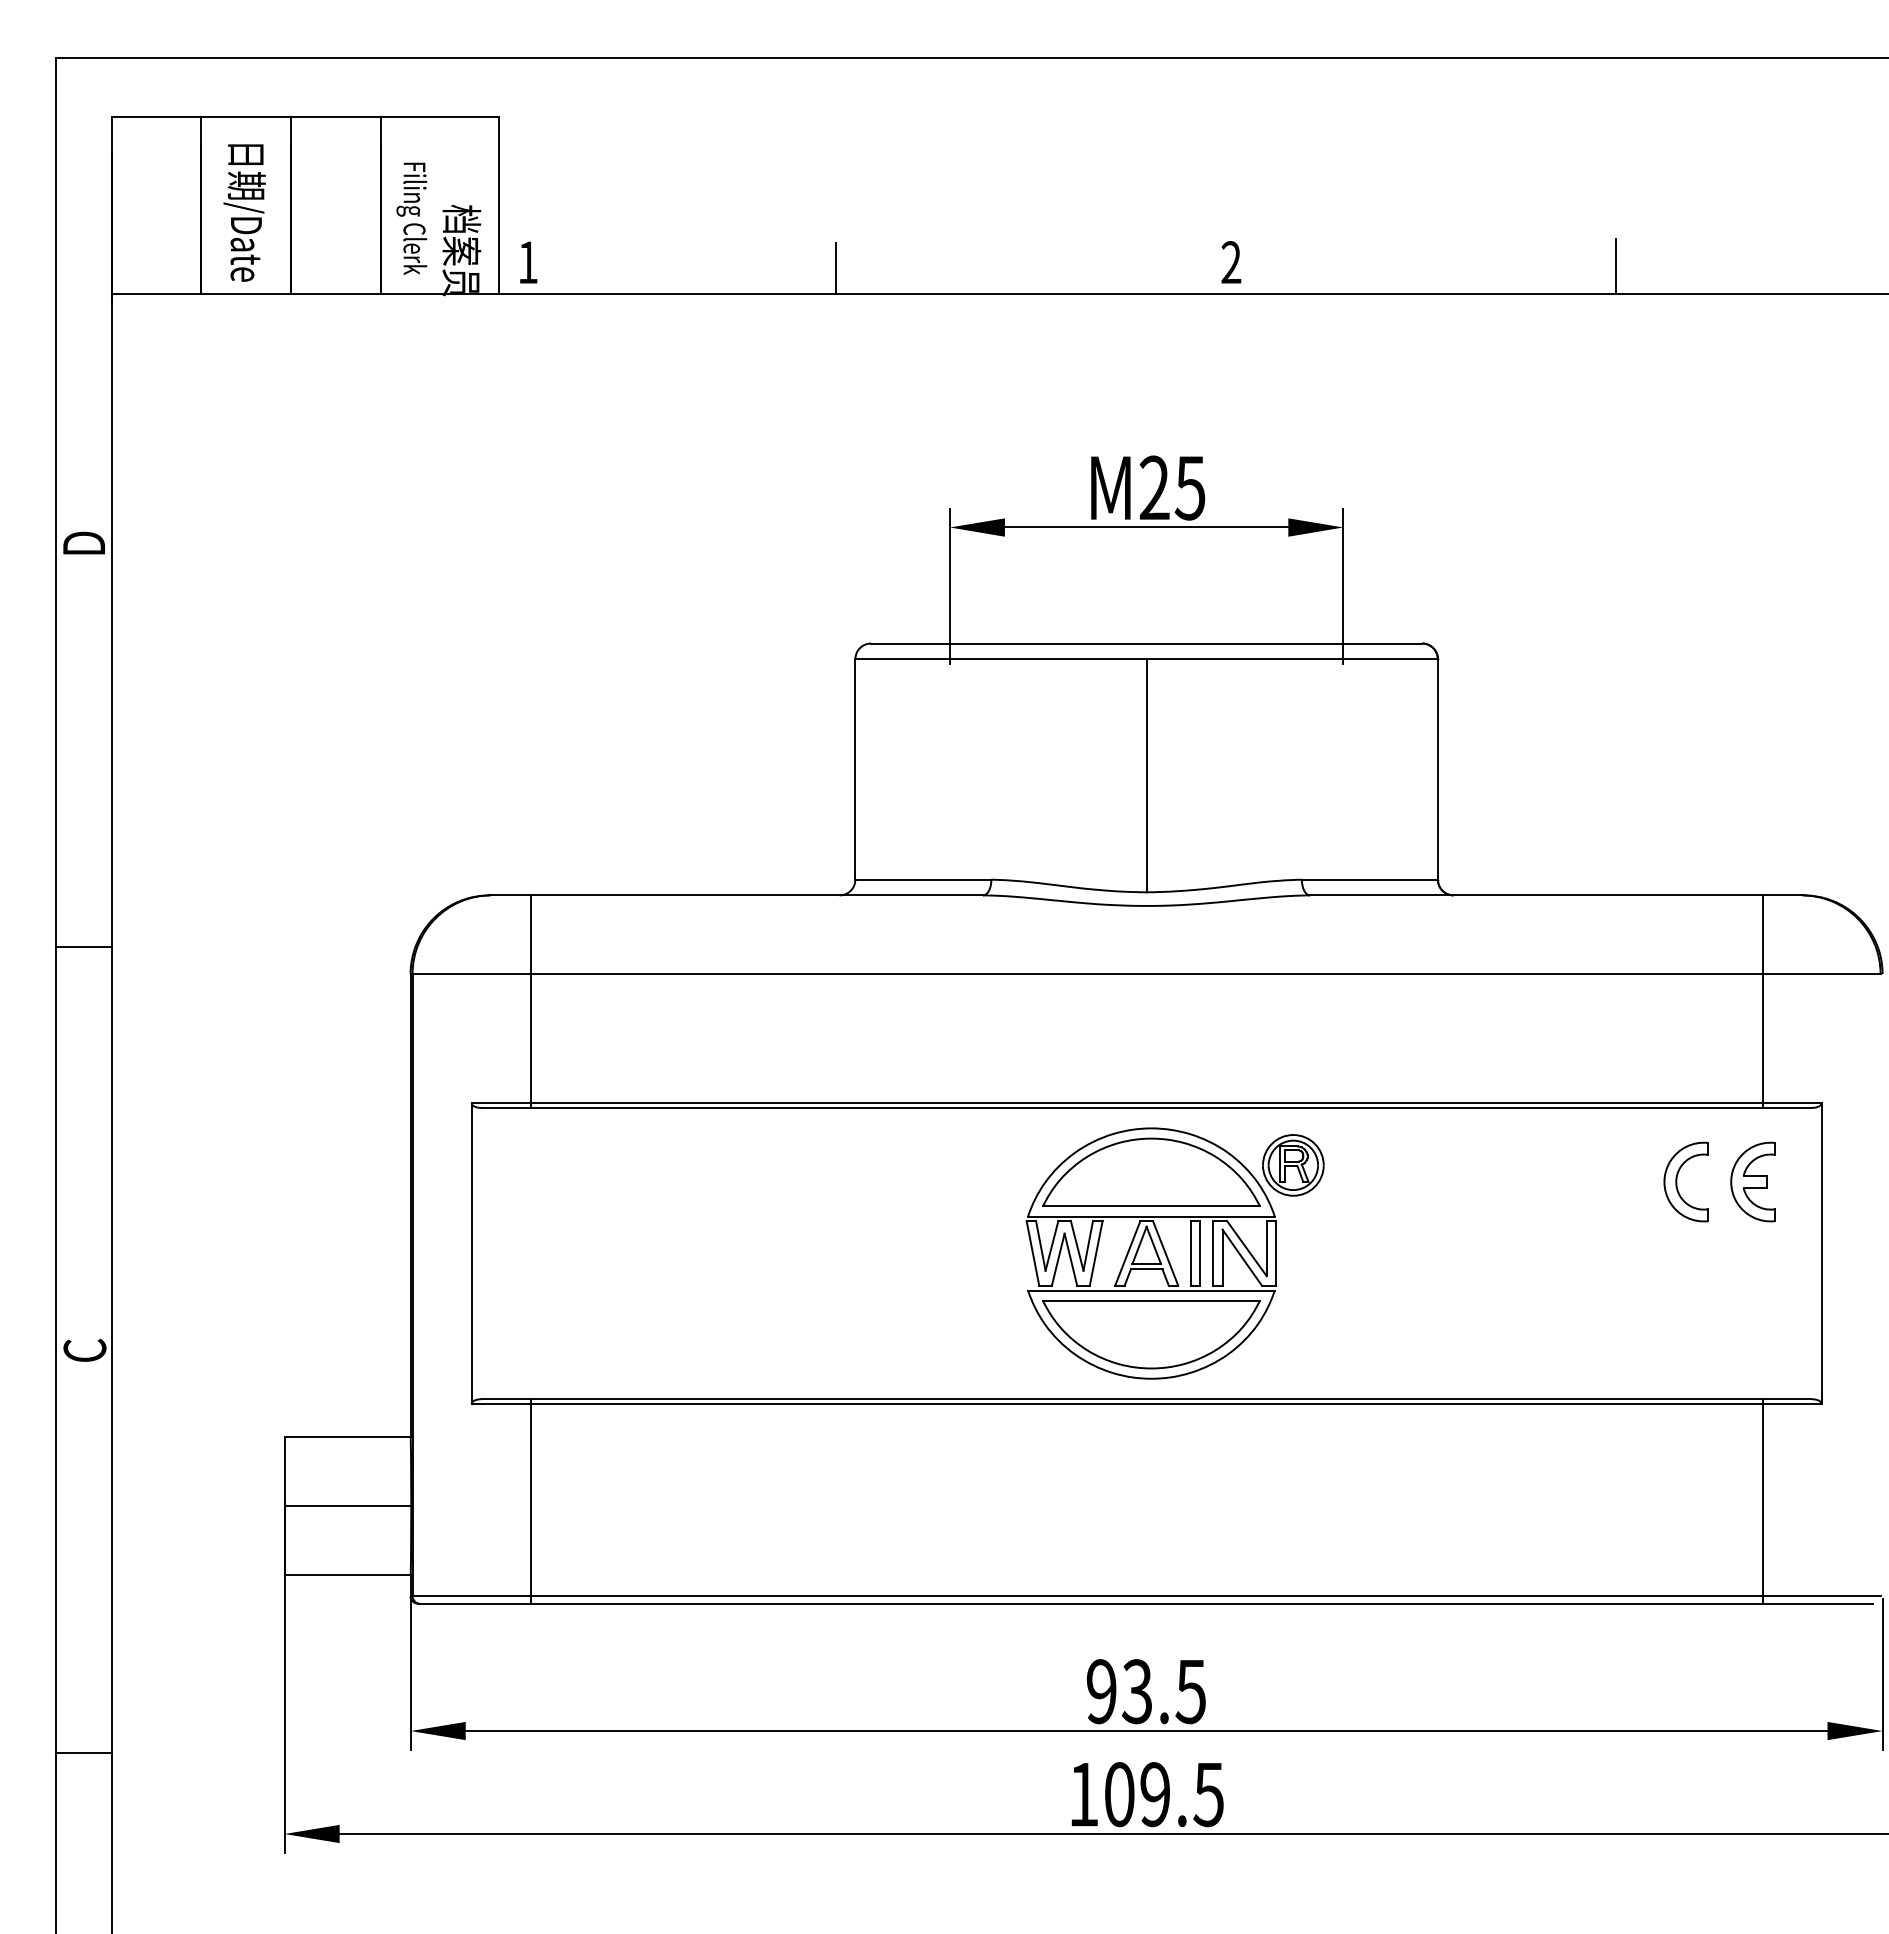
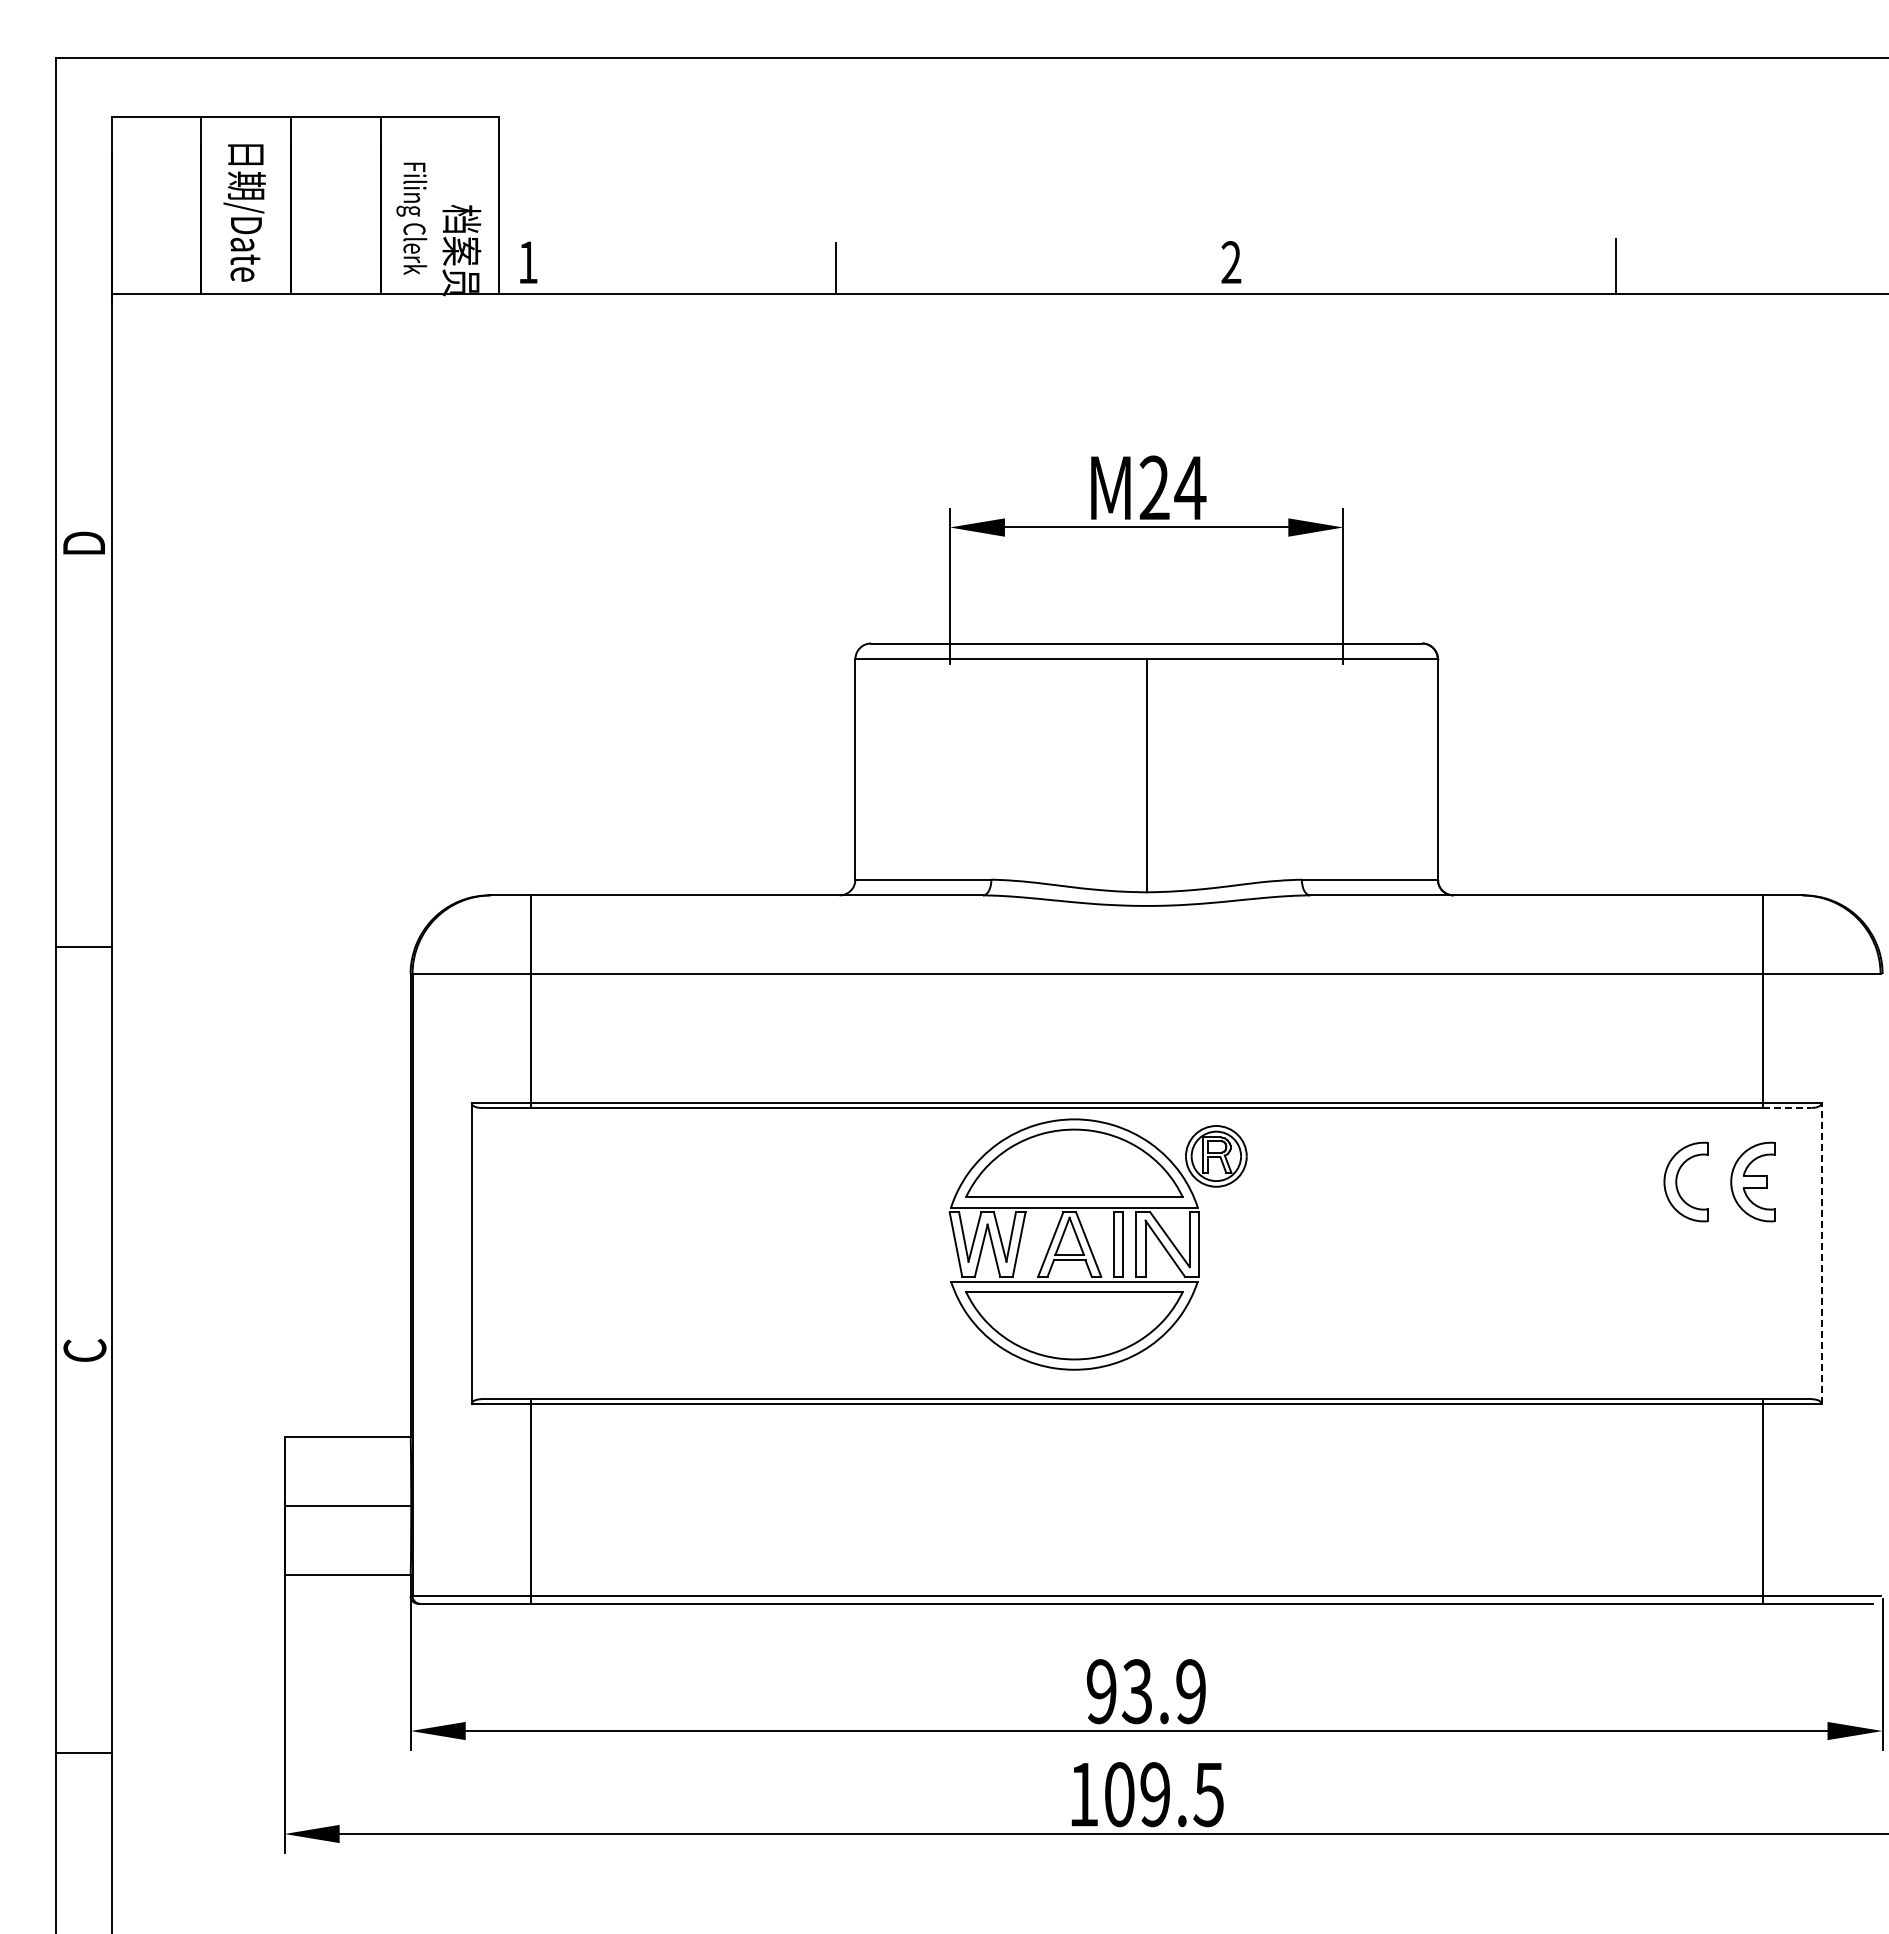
text: M25 -> M24 (1190, 488)
line: solid -> dashed (1787, 1107)
line: solid -> dashed (1821, 1253)
part position: (1168, 1257) -> (1091, 1248) (1091, 1248)
text: 93.5 -> 93.9 (1190, 1691)
